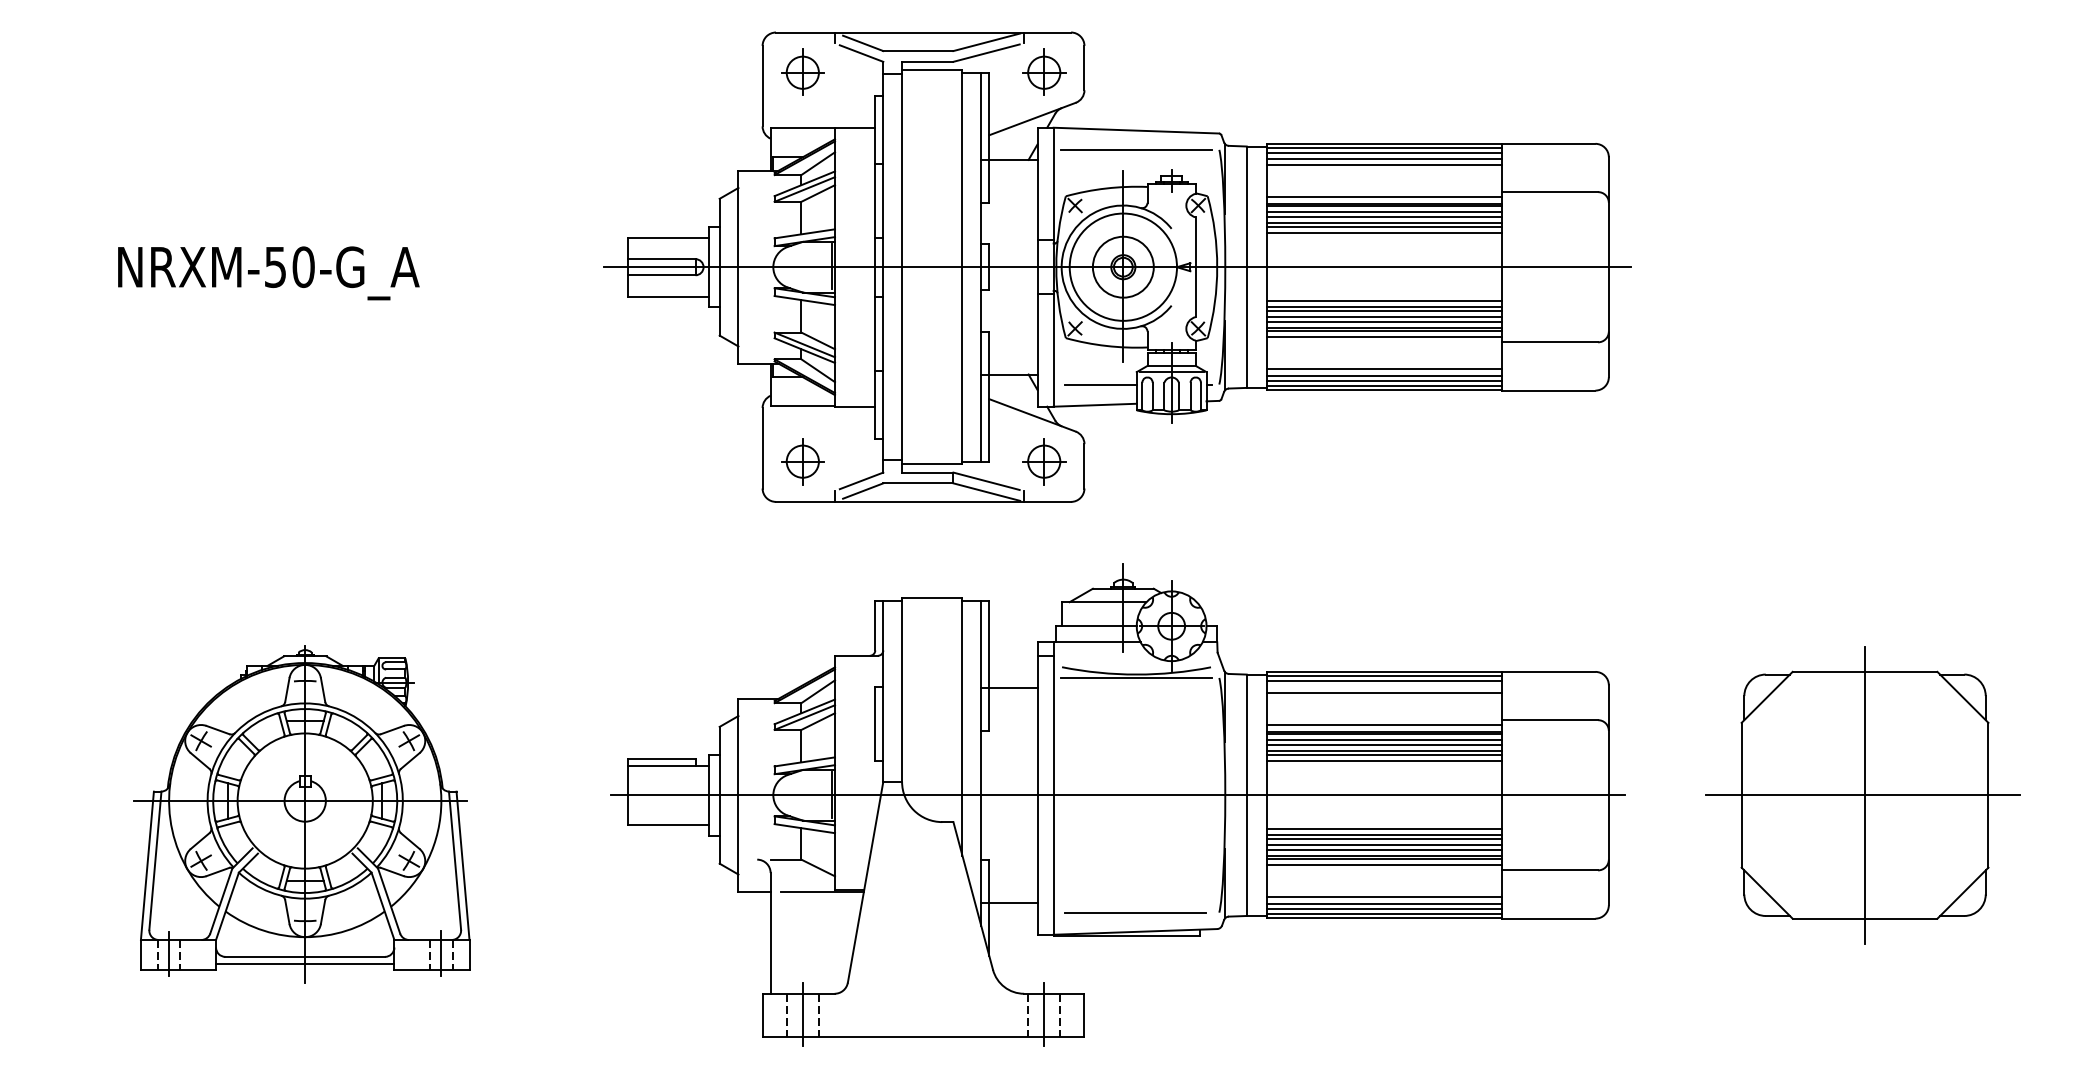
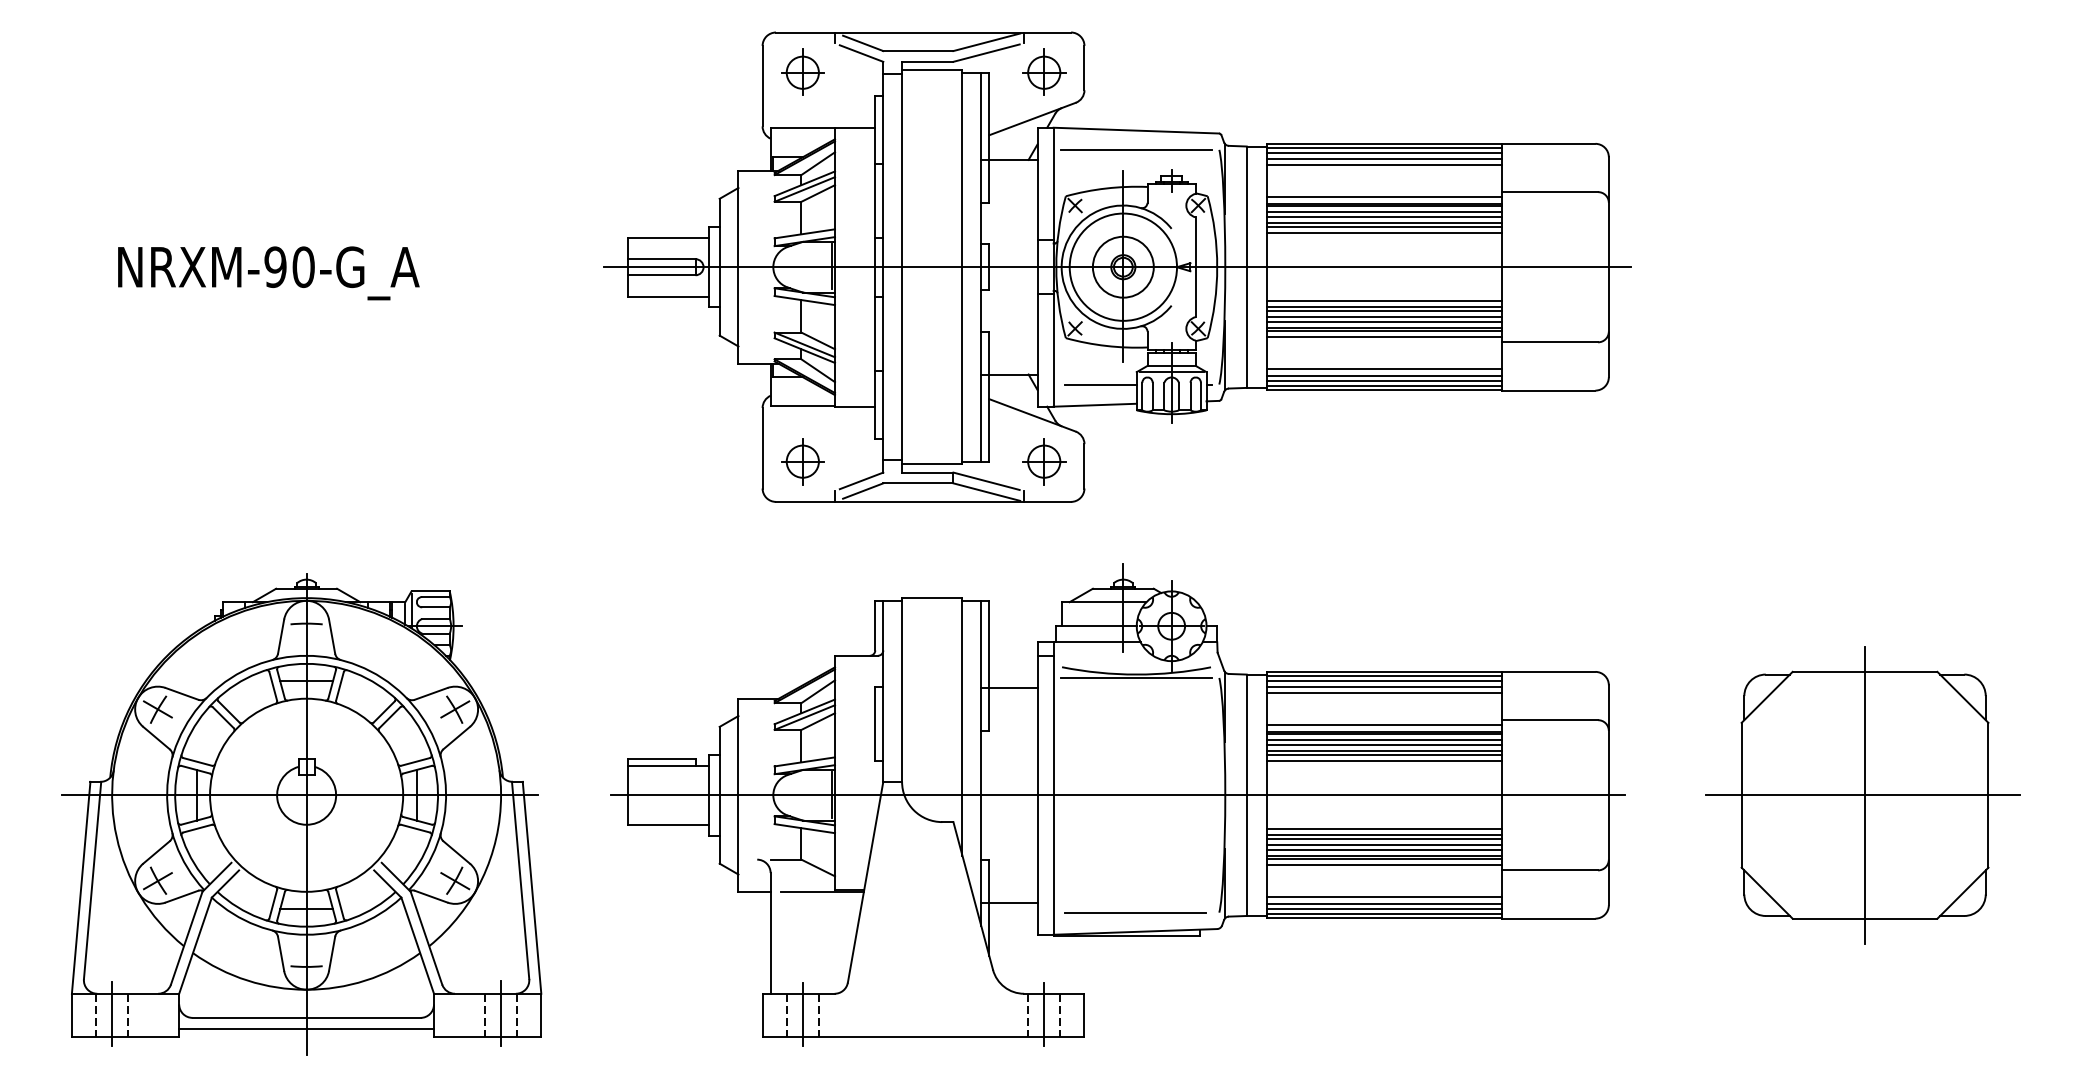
text: NRXM-50-G_A -> NRXM-90-G_A (275, 266)
line: none -> present (1383, 686)
part size: 338x339 px -> 482x483 px (301, 814)
